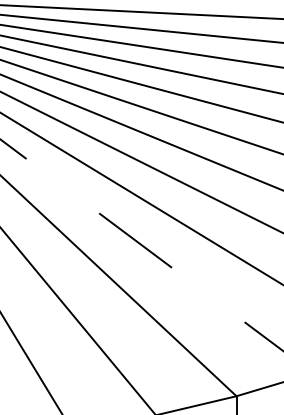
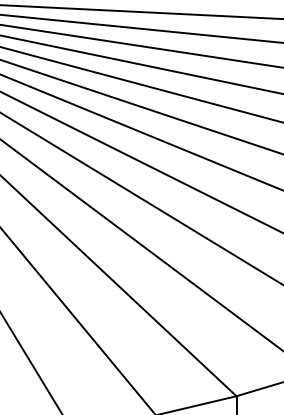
line: dashed -> solid (141, 245)
